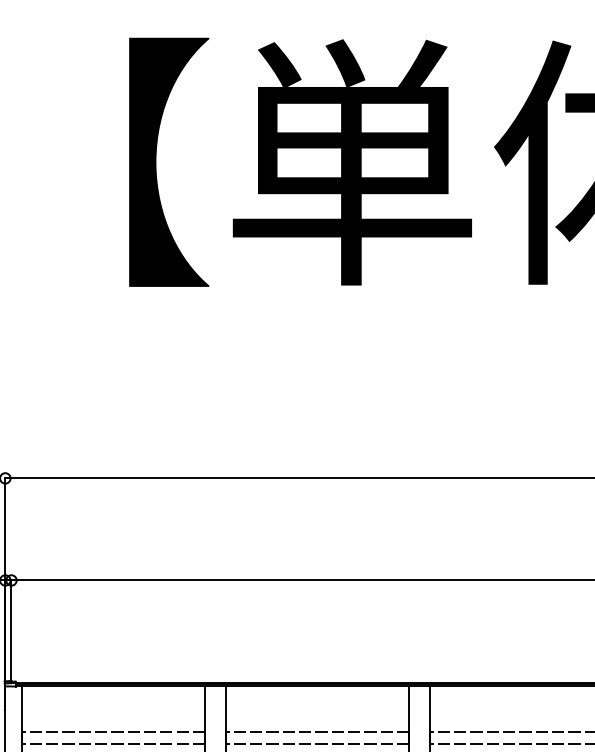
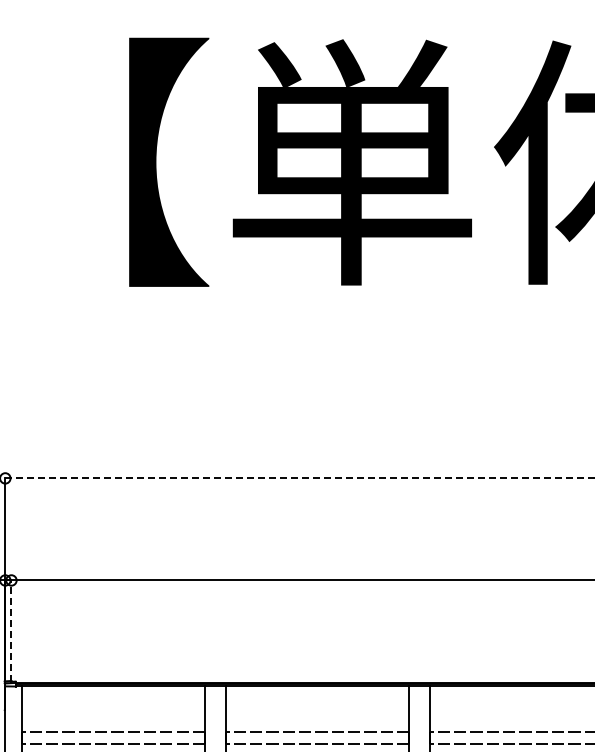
line: solid -> dashed (300, 478)
line: solid -> dashed (11, 630)
